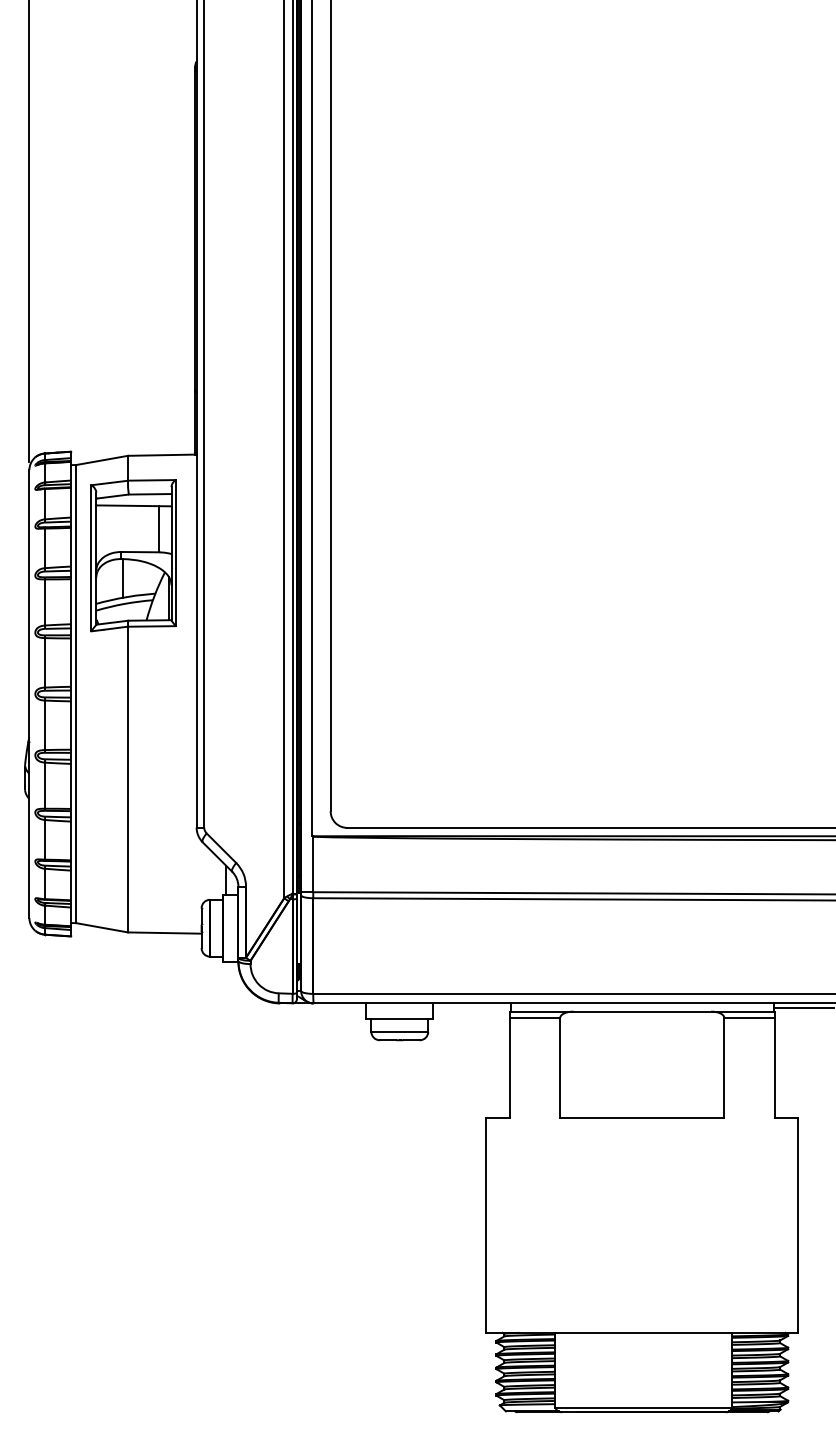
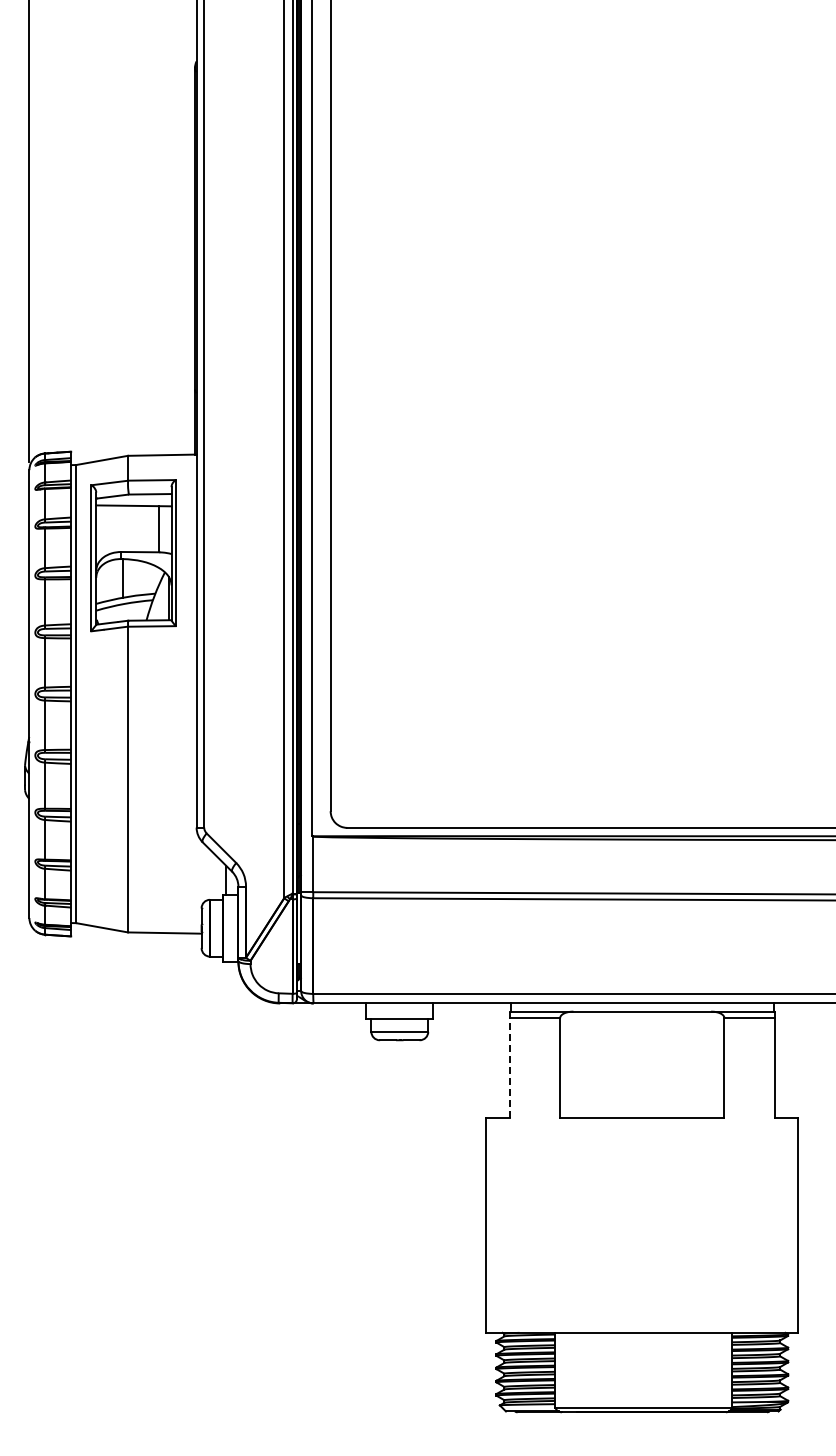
line: present -> none (802, 1007)
line: solid -> dashed (509, 1064)
